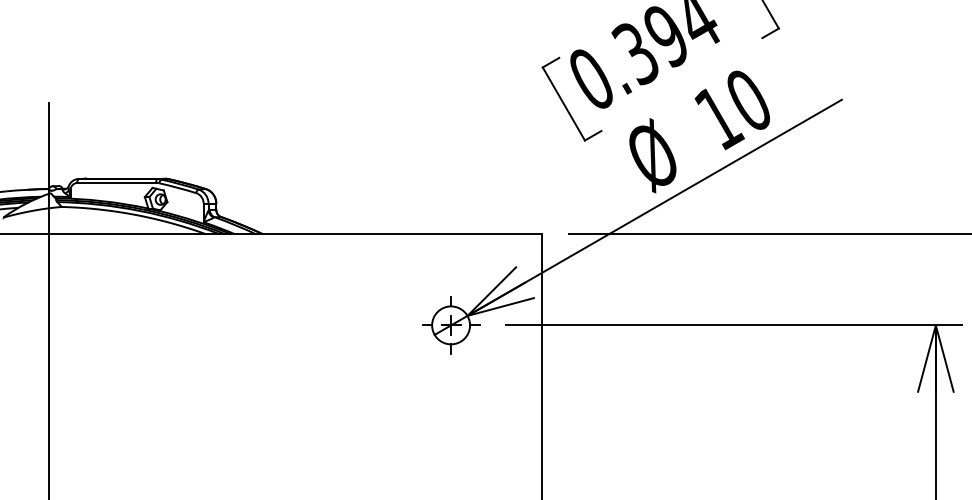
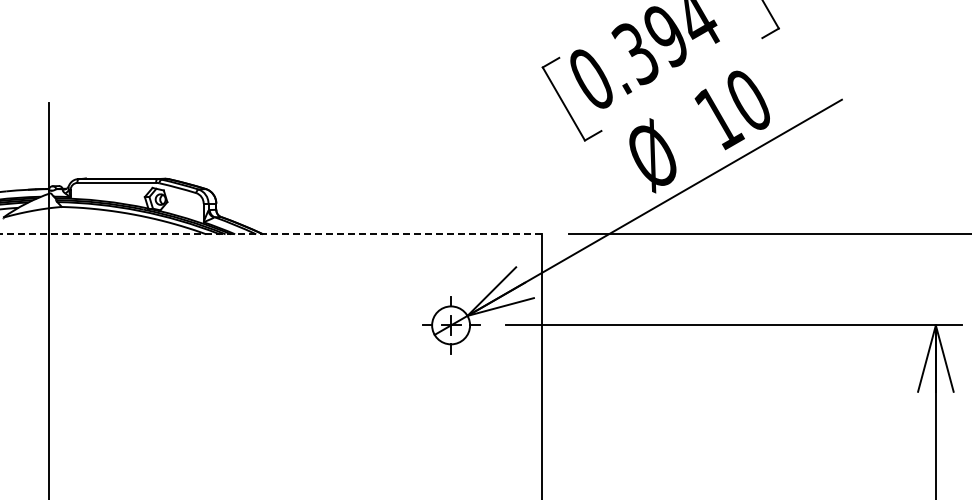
line: solid -> dashed (271, 234)
